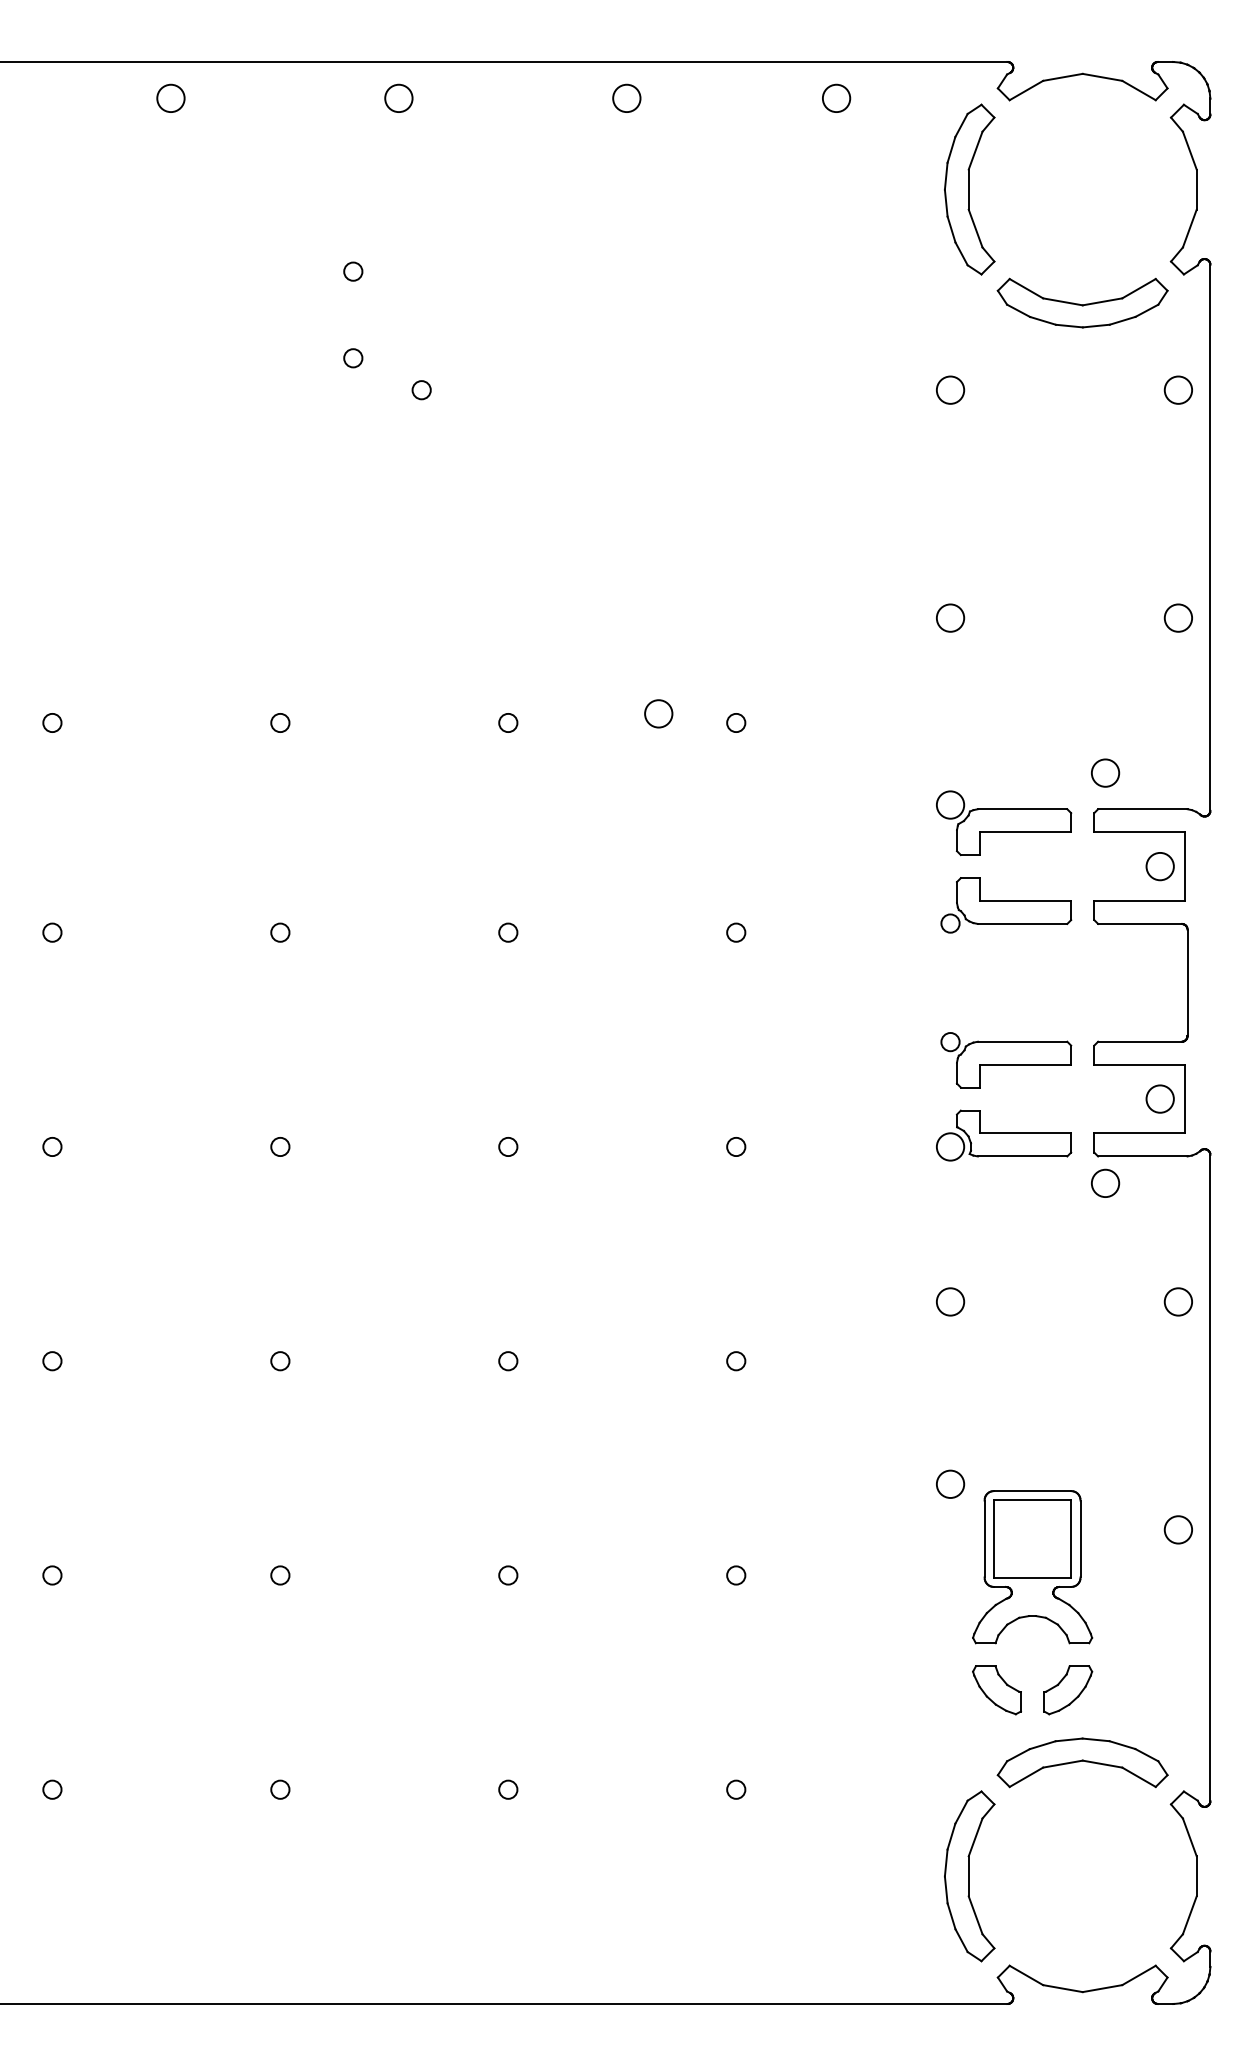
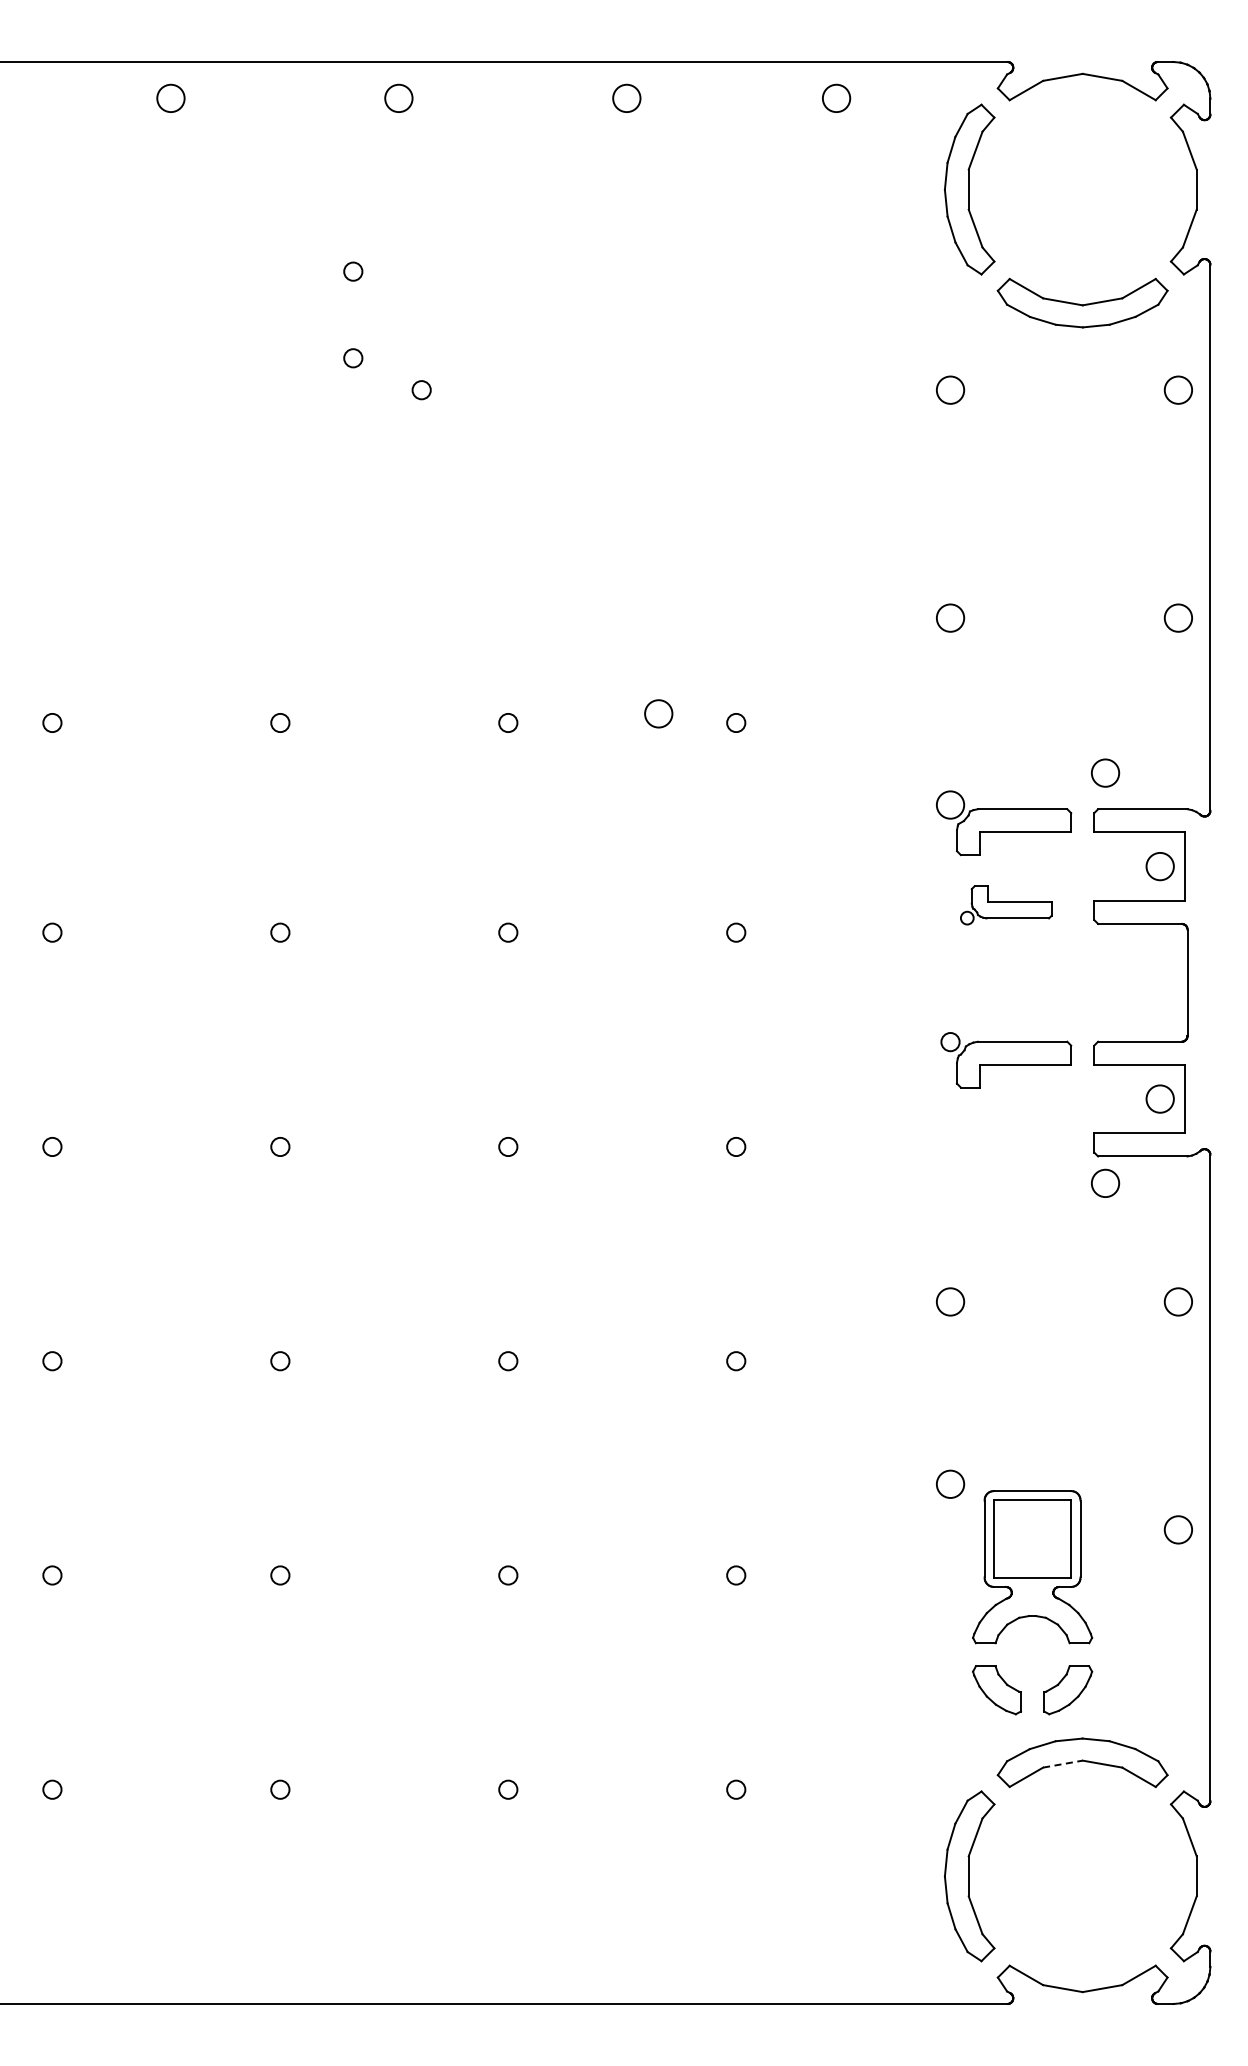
part size: 133x57 px -> 93x41 px (1006, 905)
part: present -> none (1004, 1135)
line: solid -> dashed (1063, 1764)
